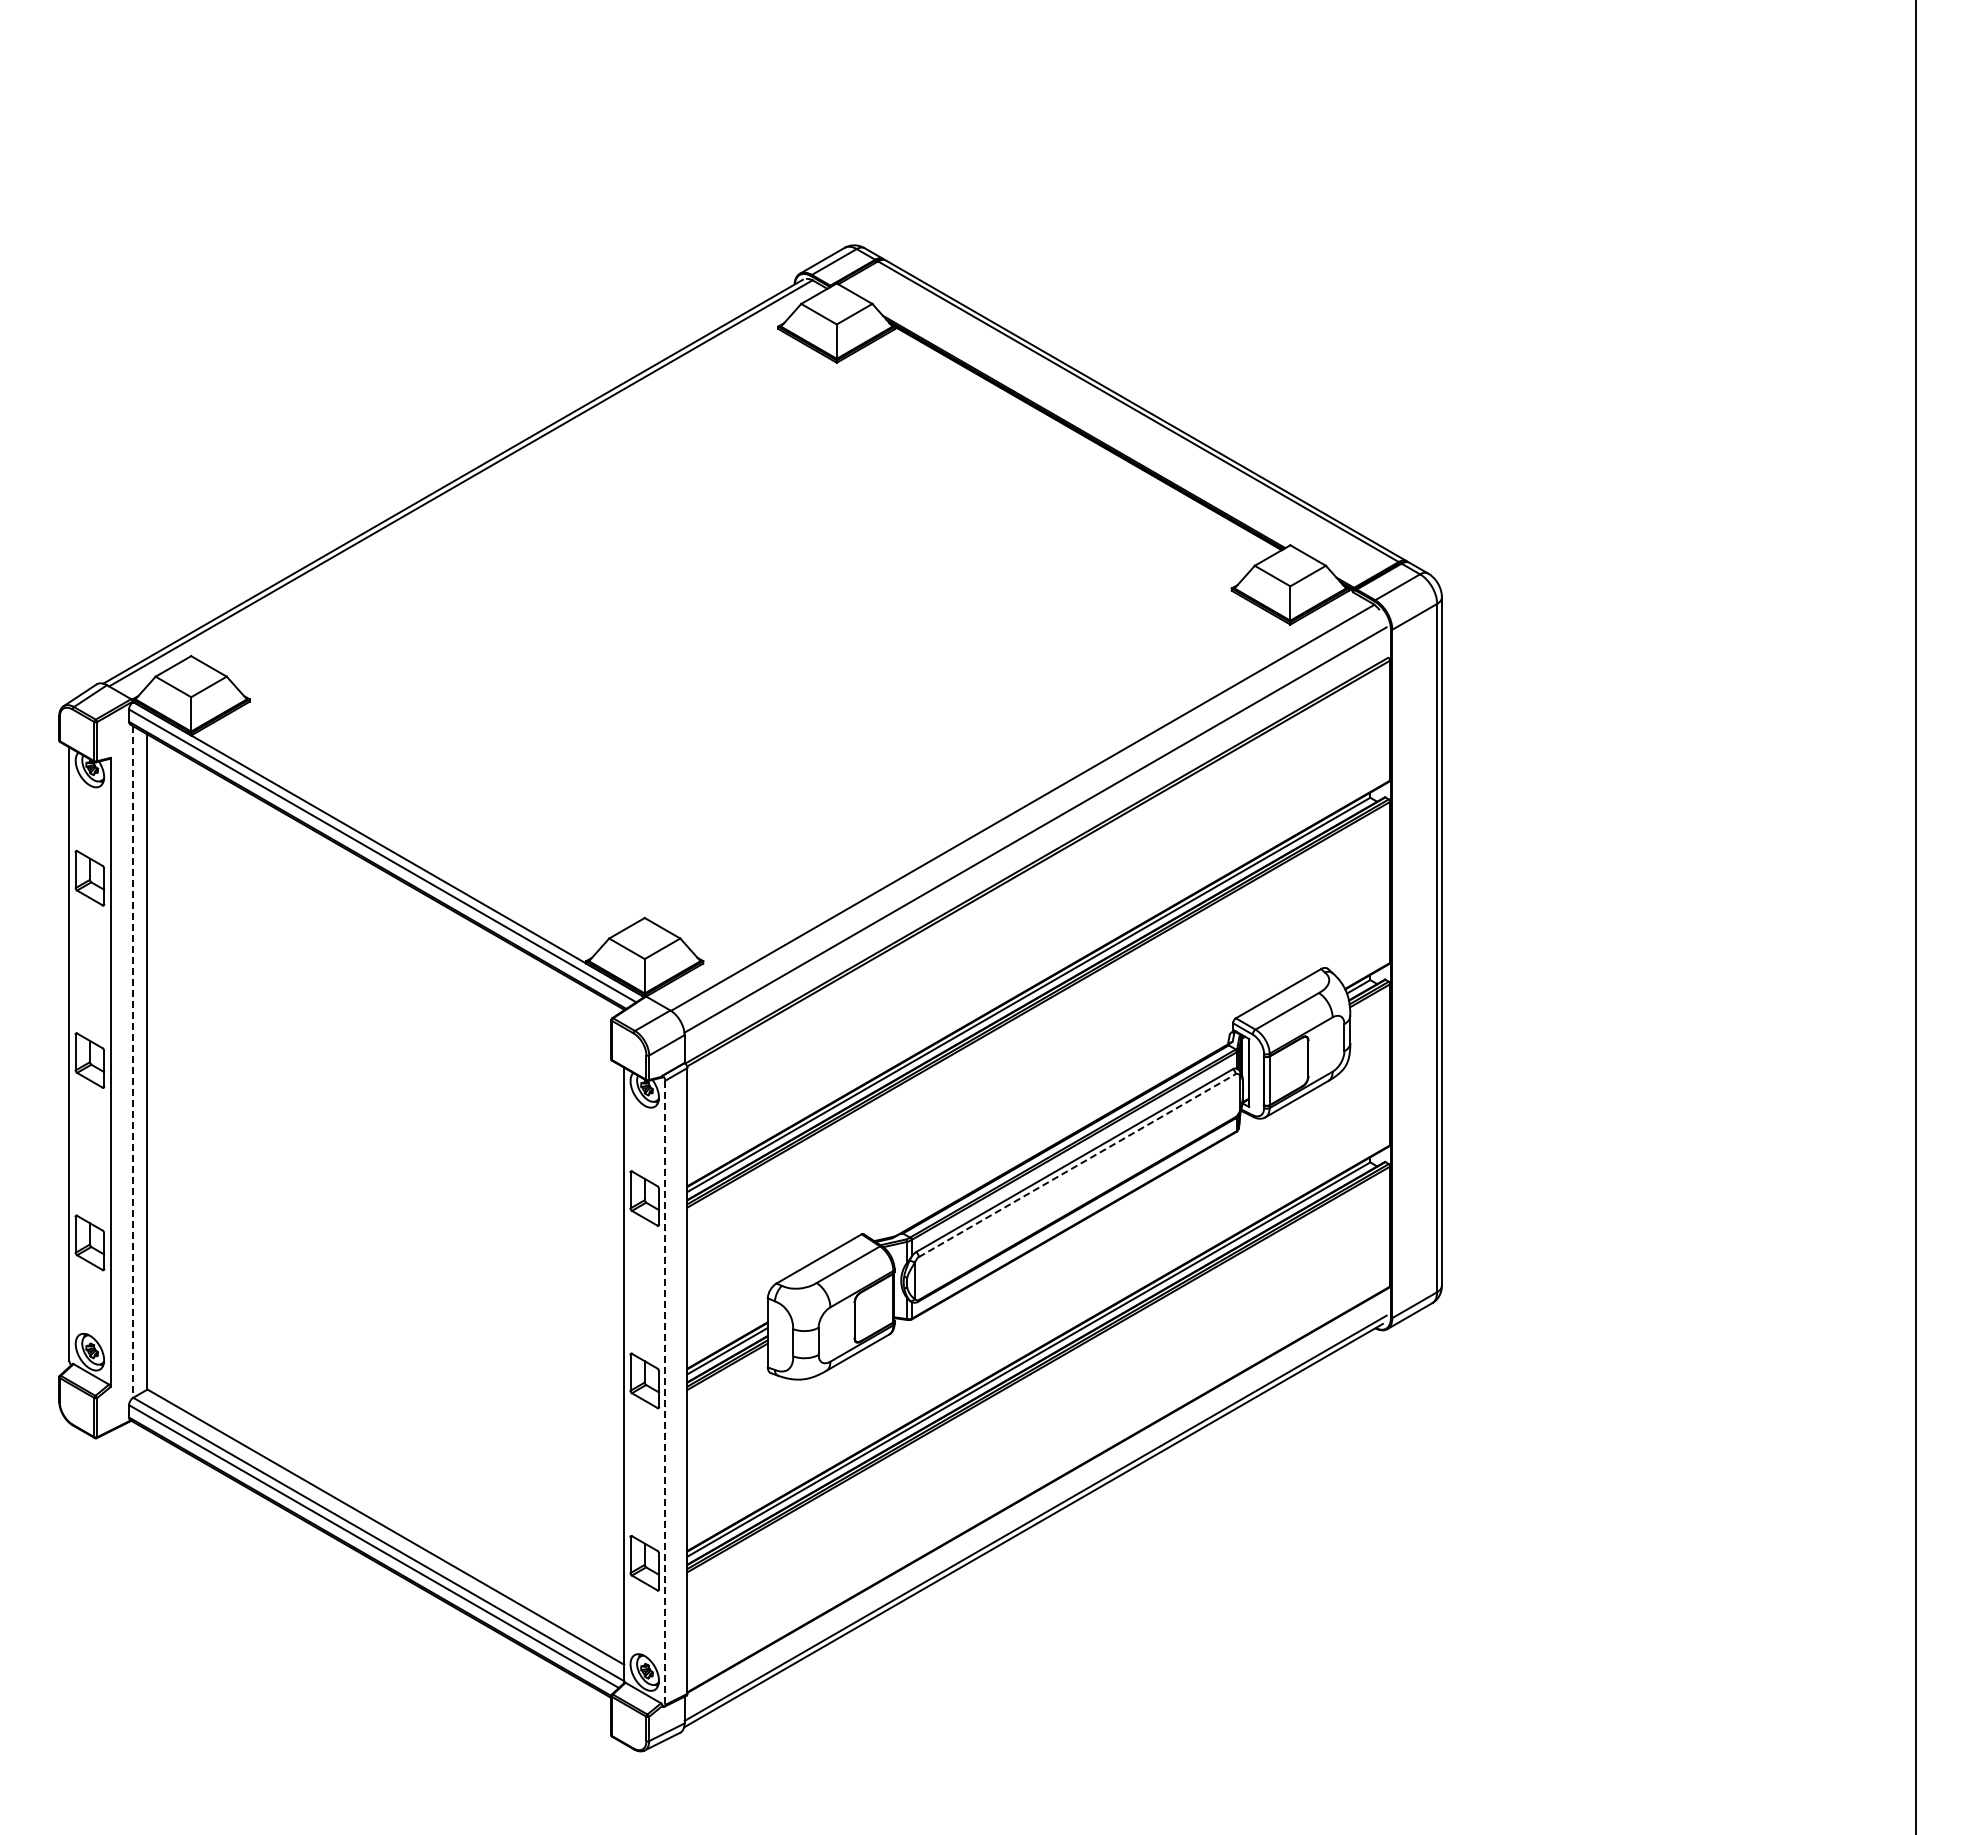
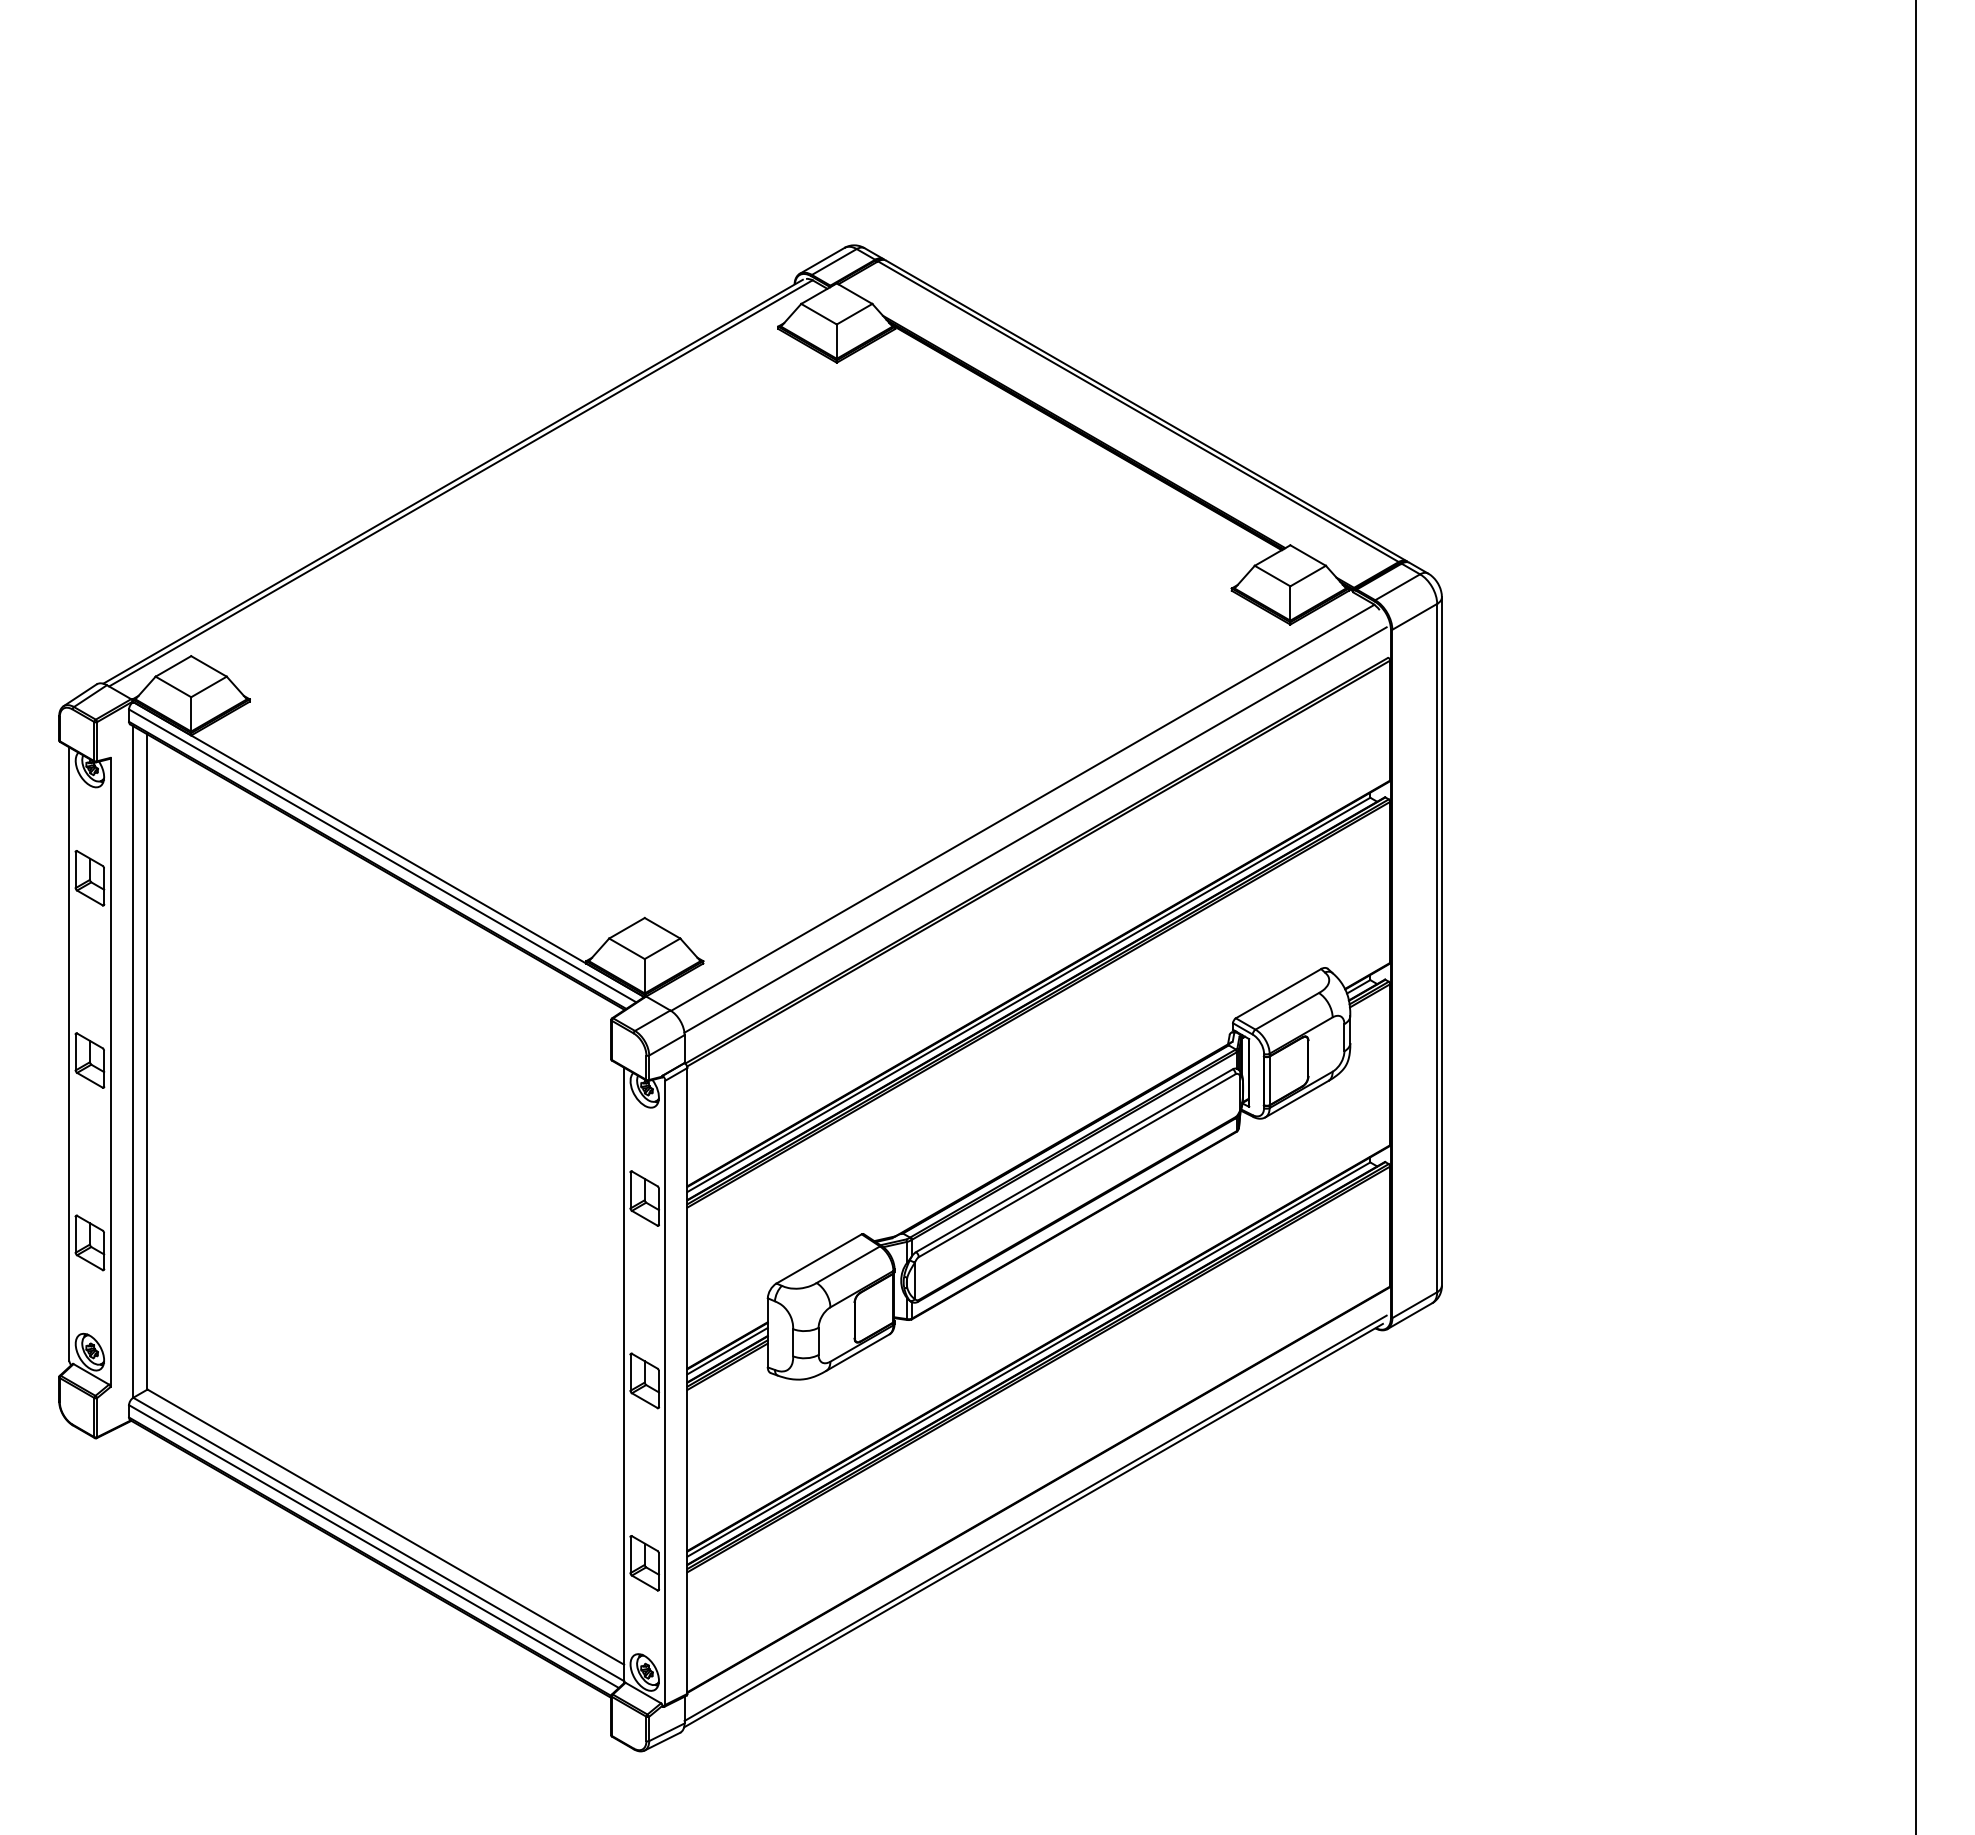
line: dashed -> solid (132, 1062)
line: dashed -> solid (1077, 1165)
line: dashed -> solid (665, 1393)
